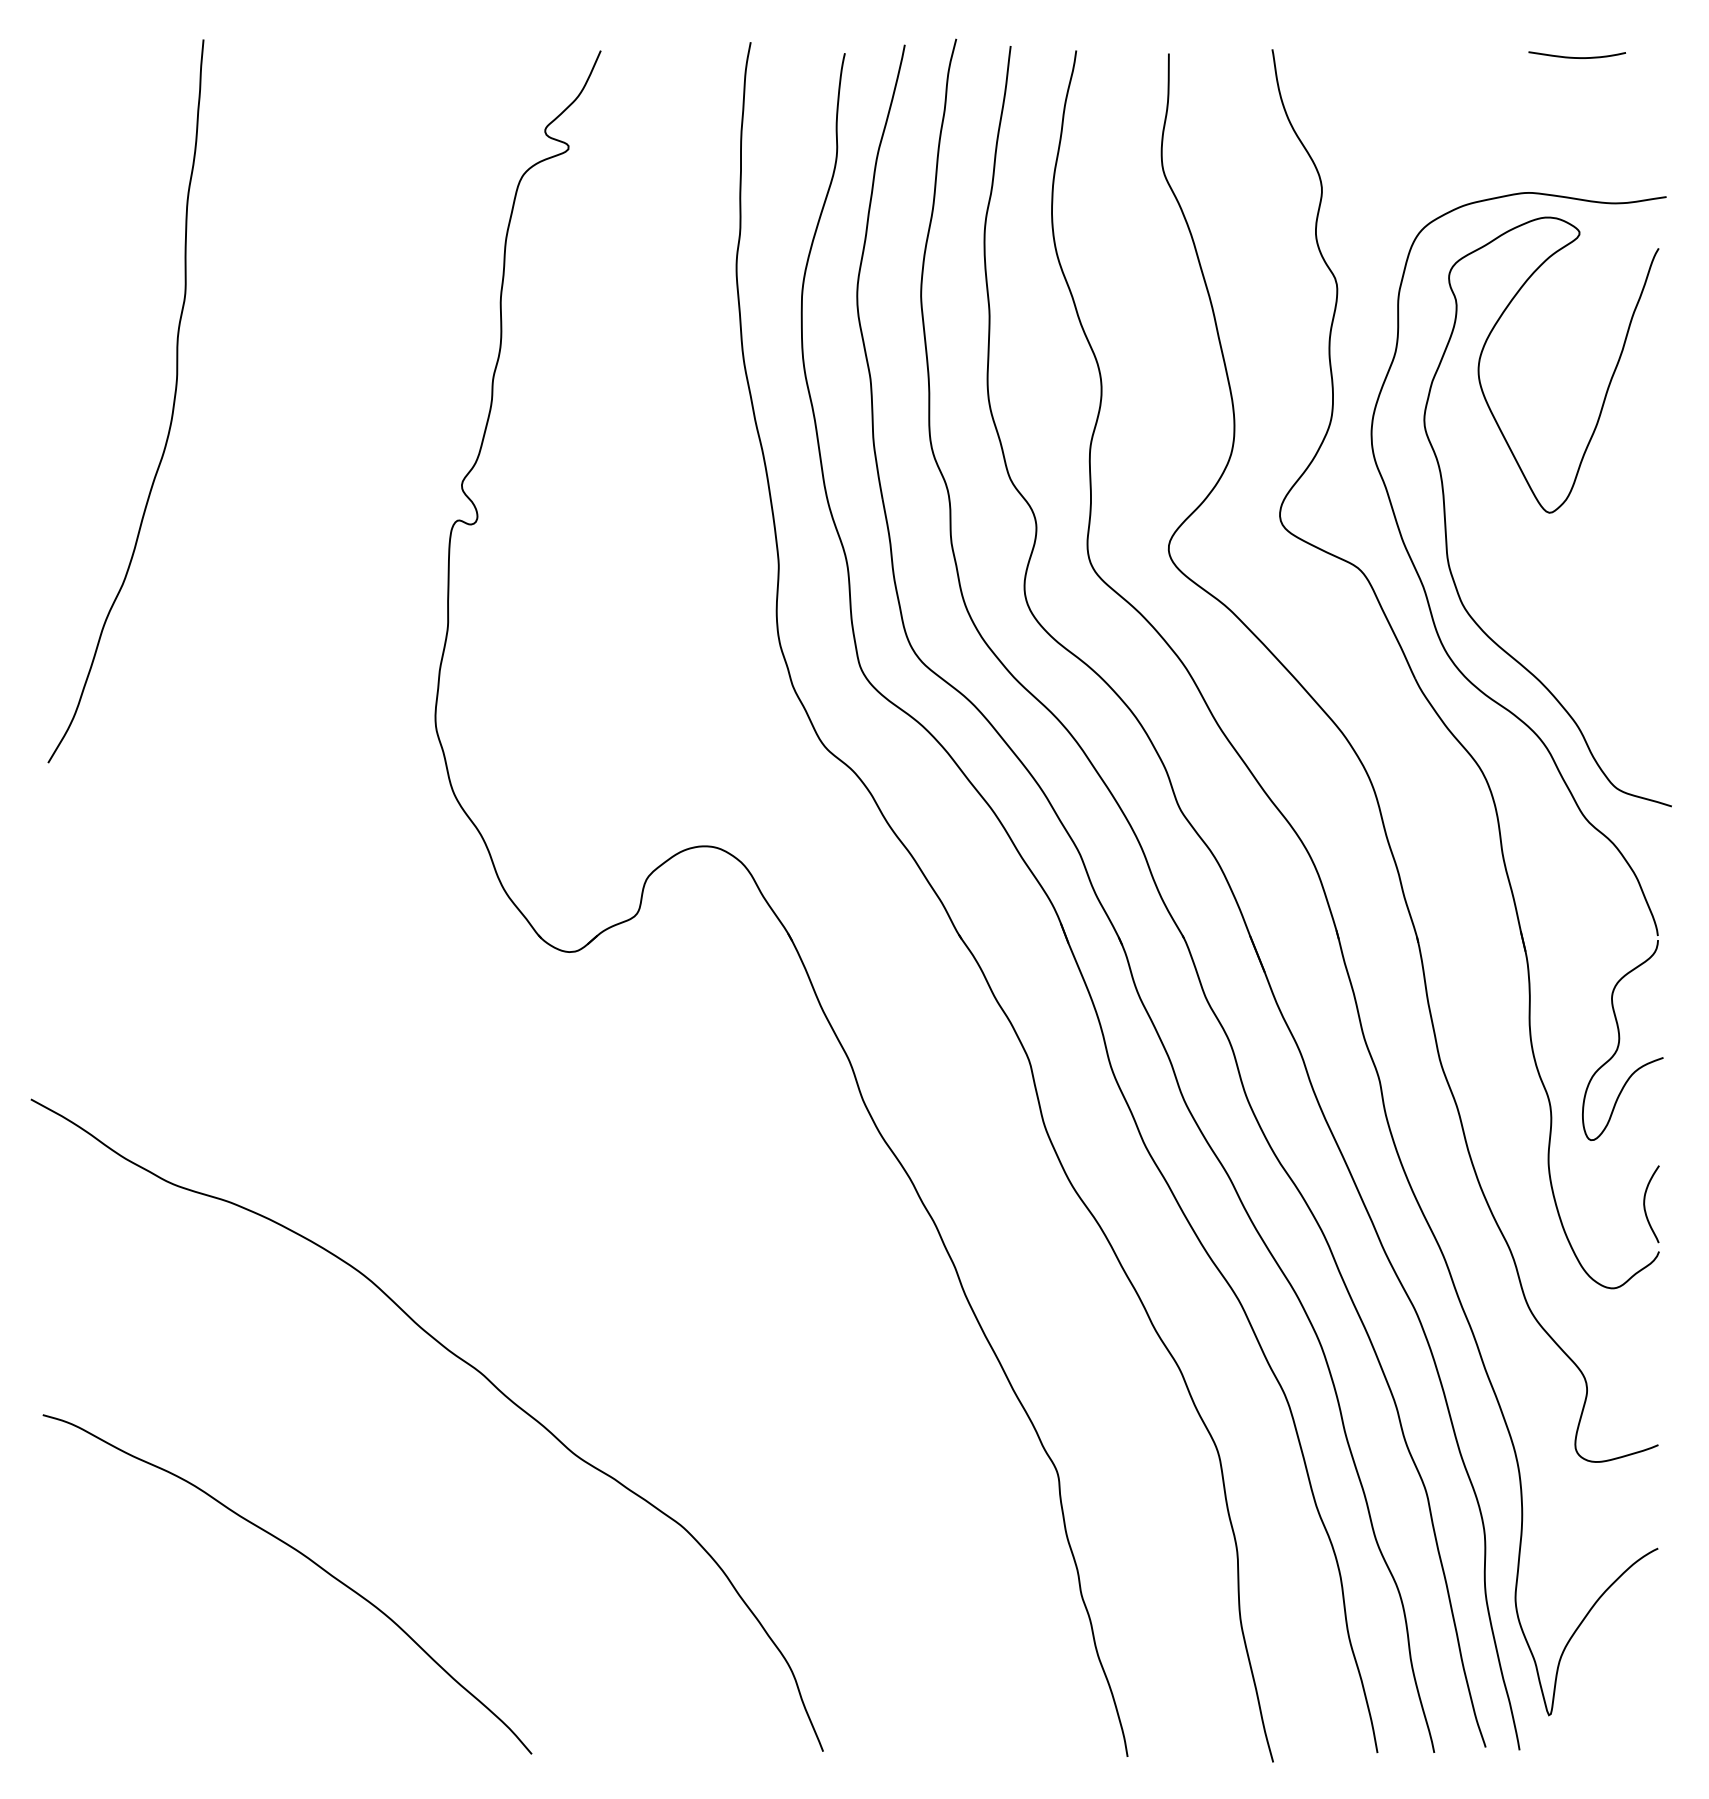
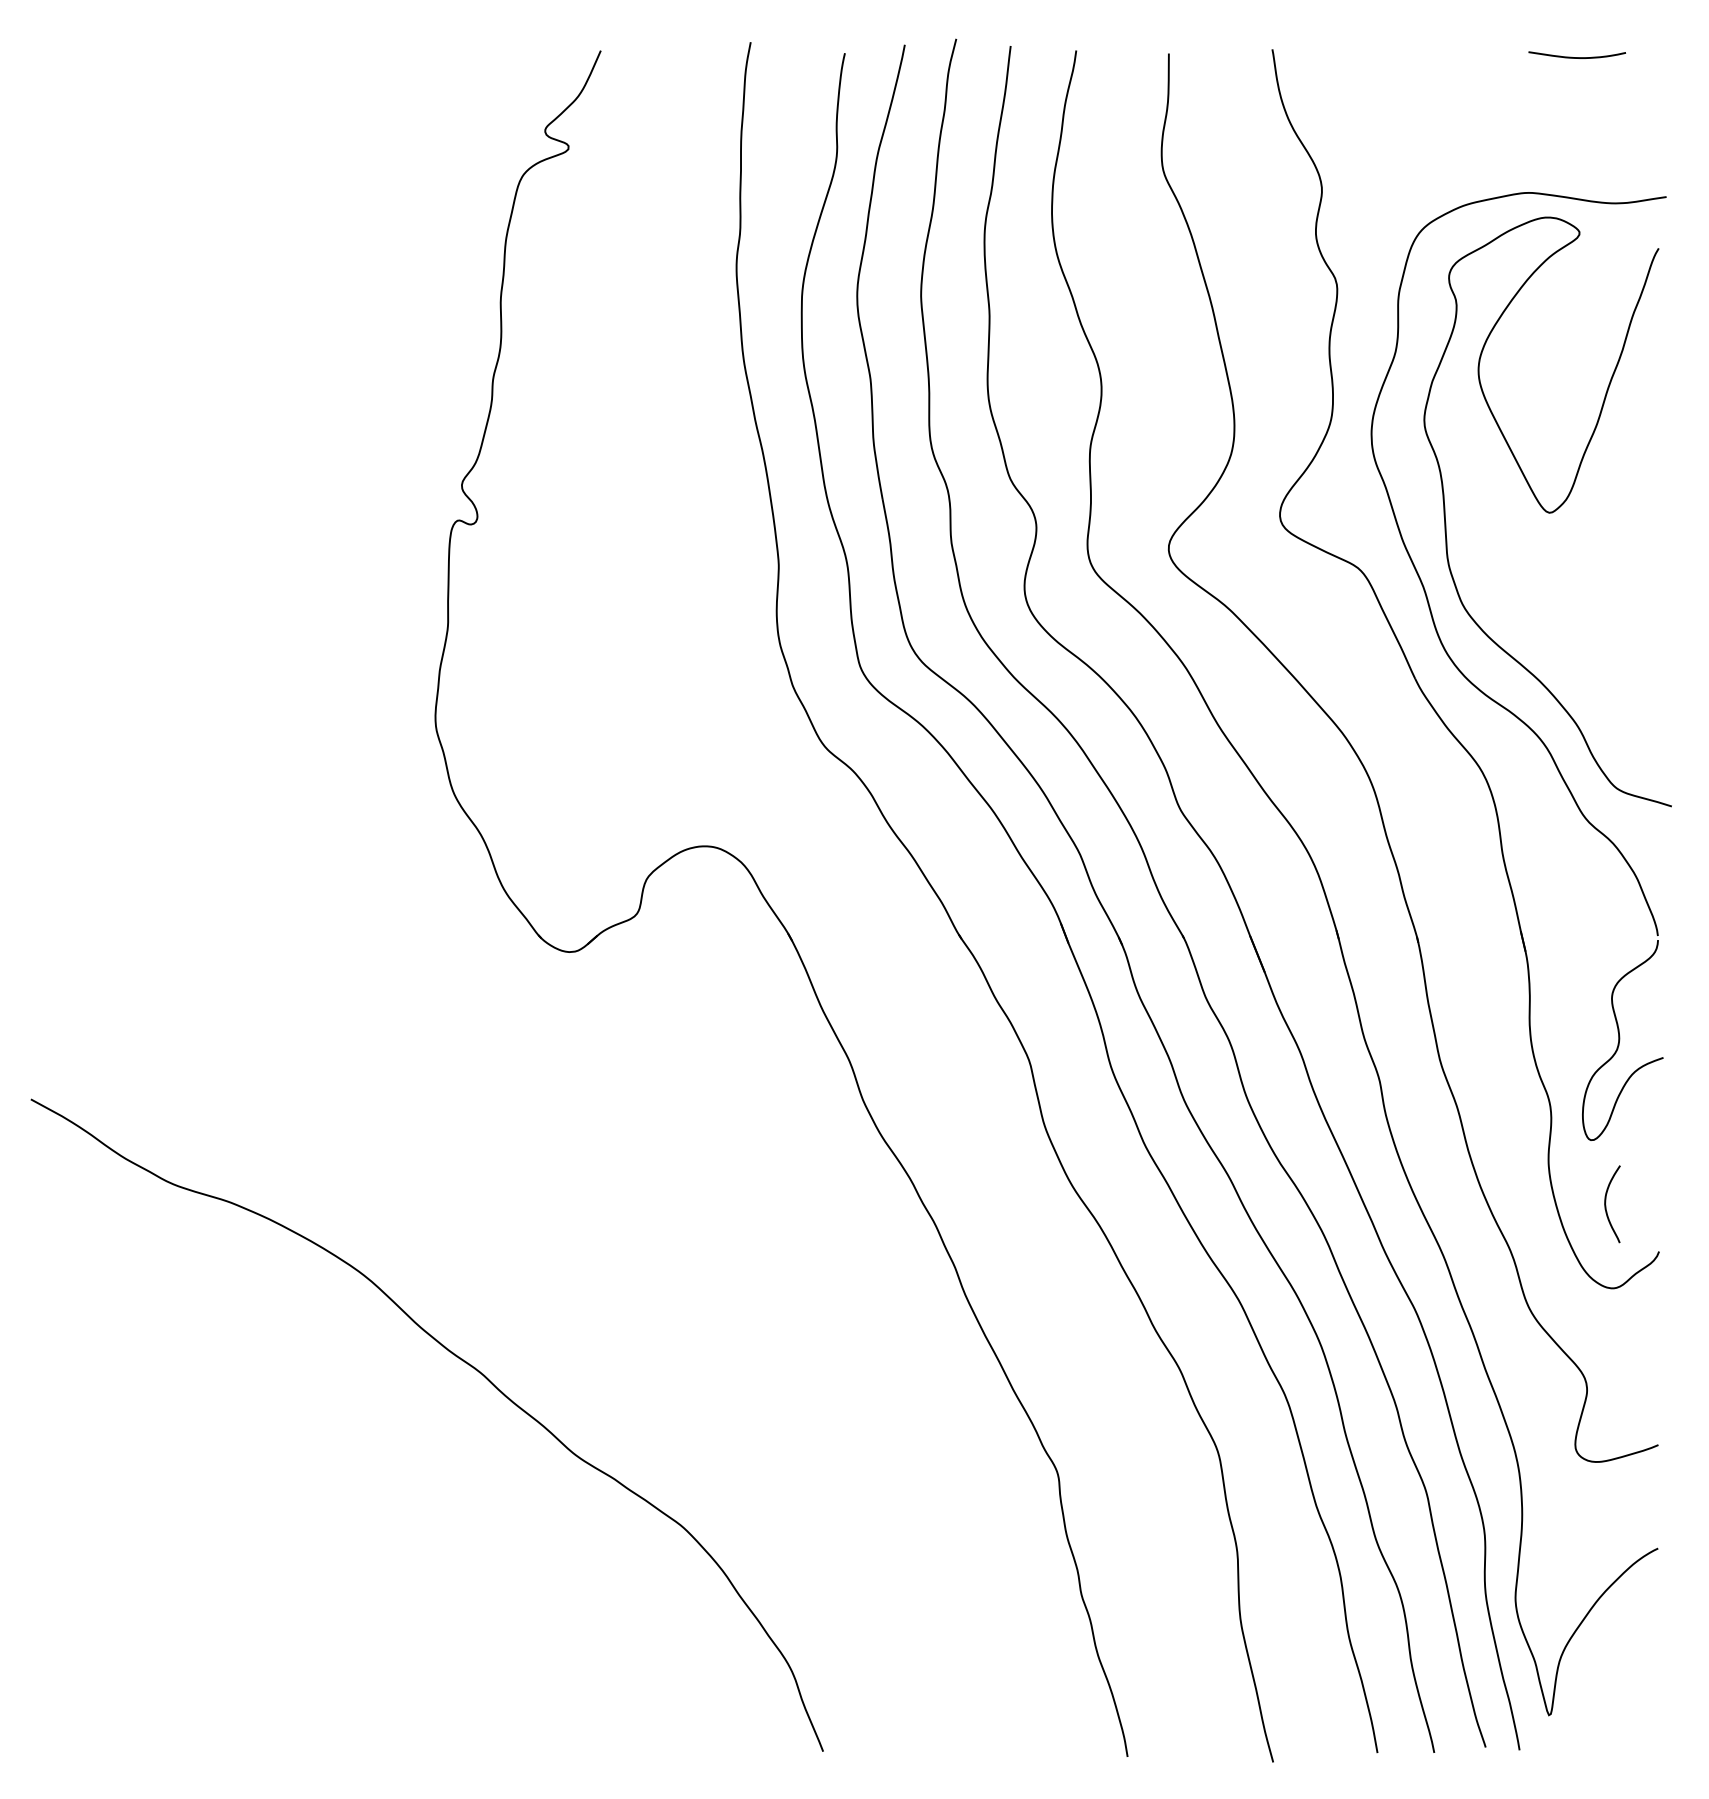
curve: present -> none (172, 406)
curve position: (1645, 1205) -> (1606, 1205) (1606, 1205)
curve: present -> none (306, 1558)
